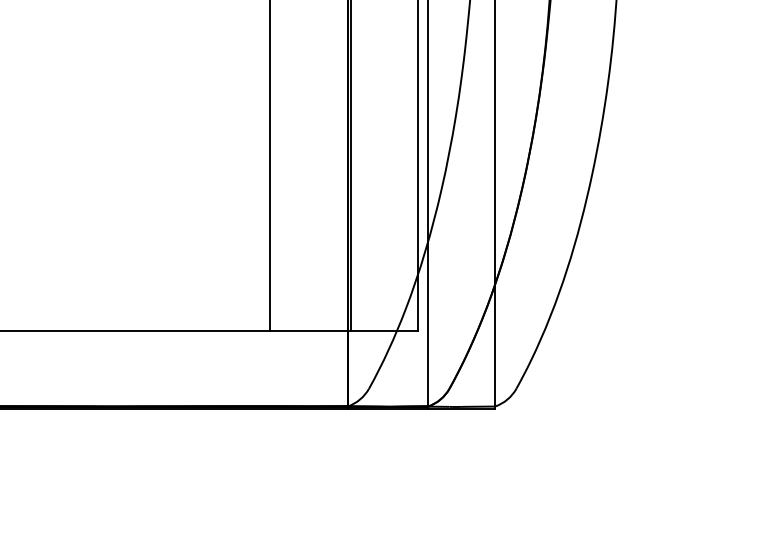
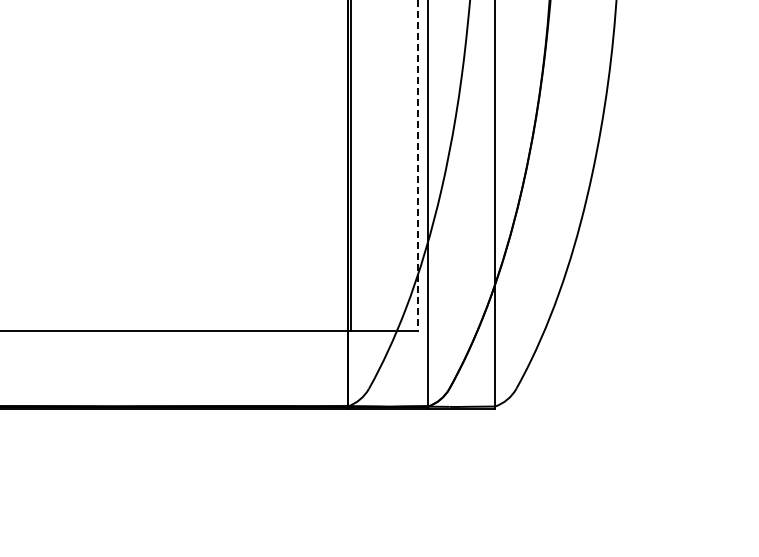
line: present -> none (270, 166)
line: solid -> dashed (417, 166)
